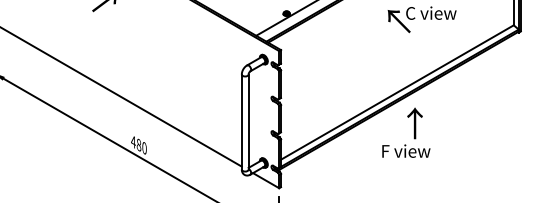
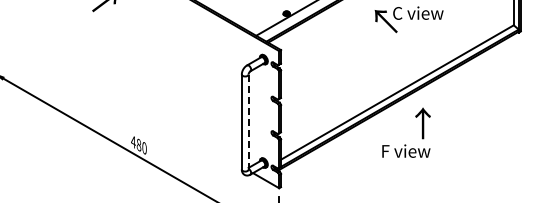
text position: (421, 19) -> (408, 19) (408, 19)
line: present -> none (121, 97)
line: solid -> dashed (248, 122)
text position: (414, 123) -> (422, 123) (422, 123)
